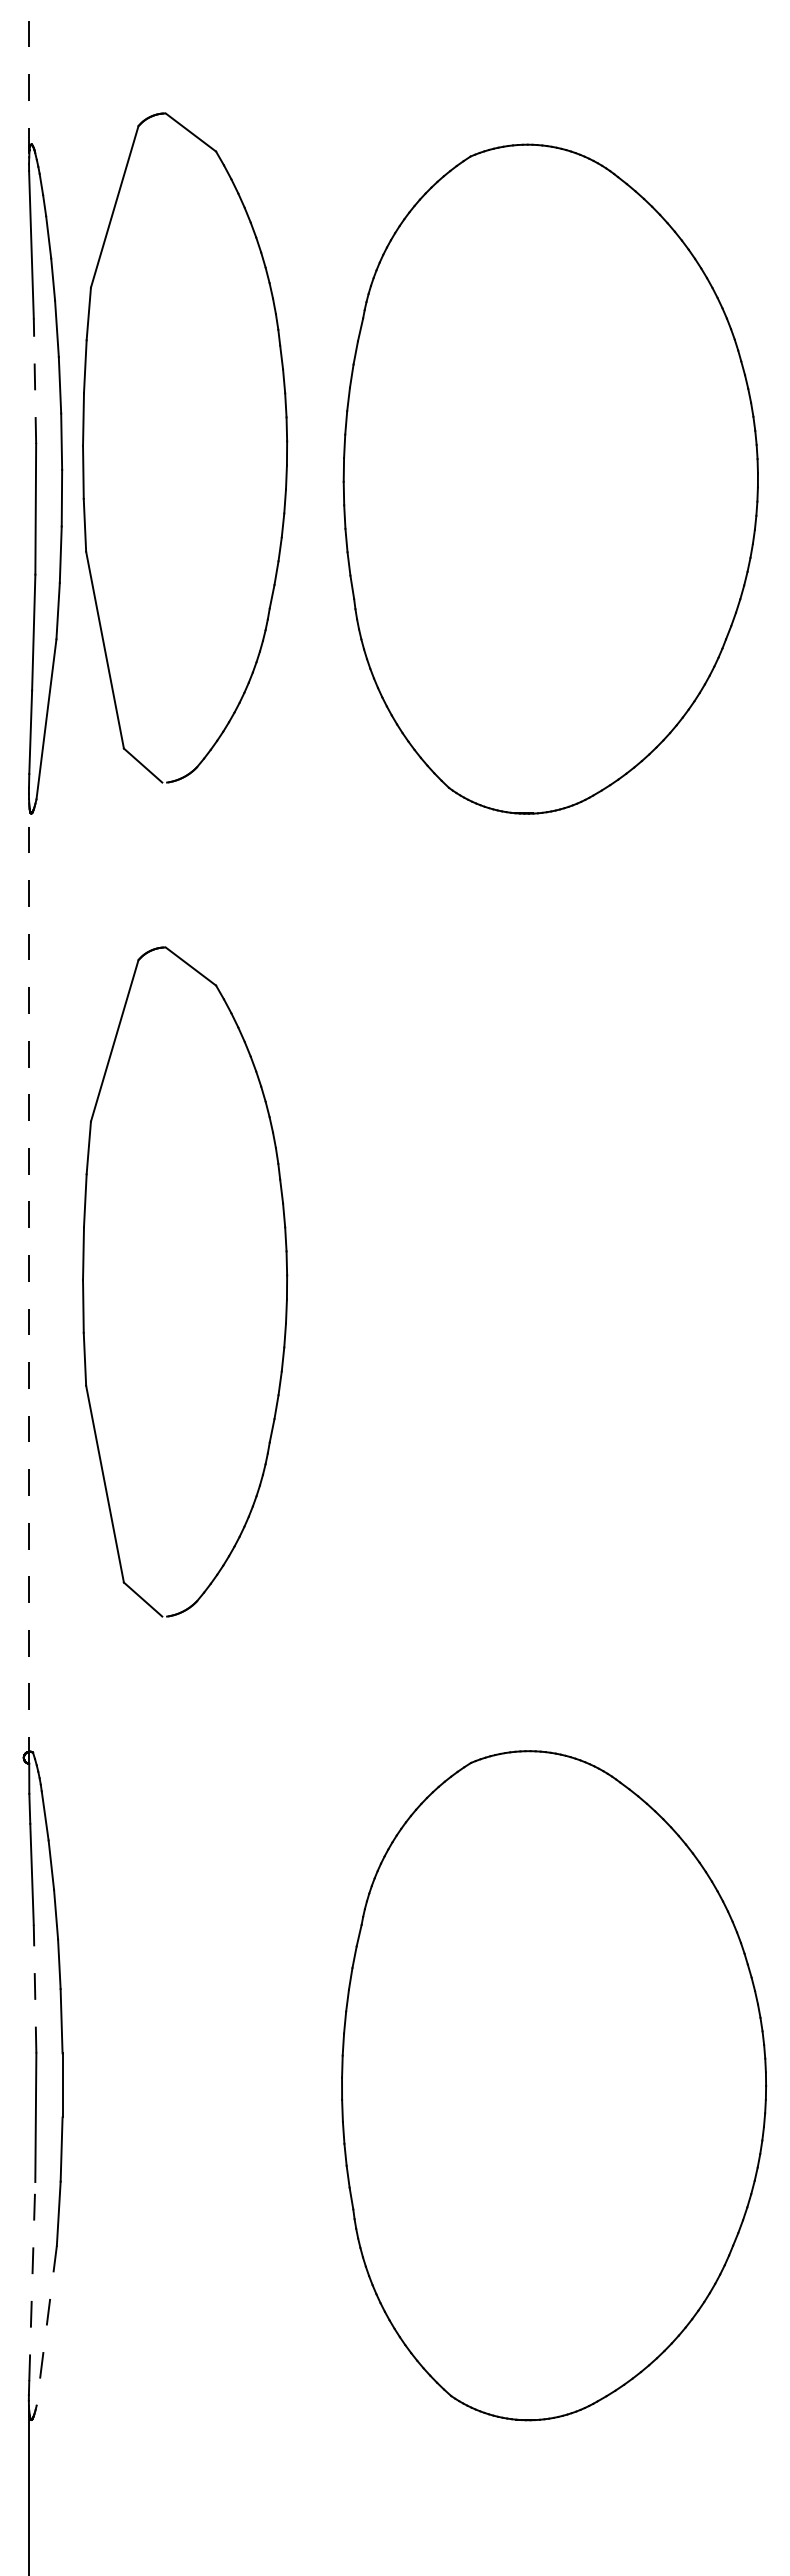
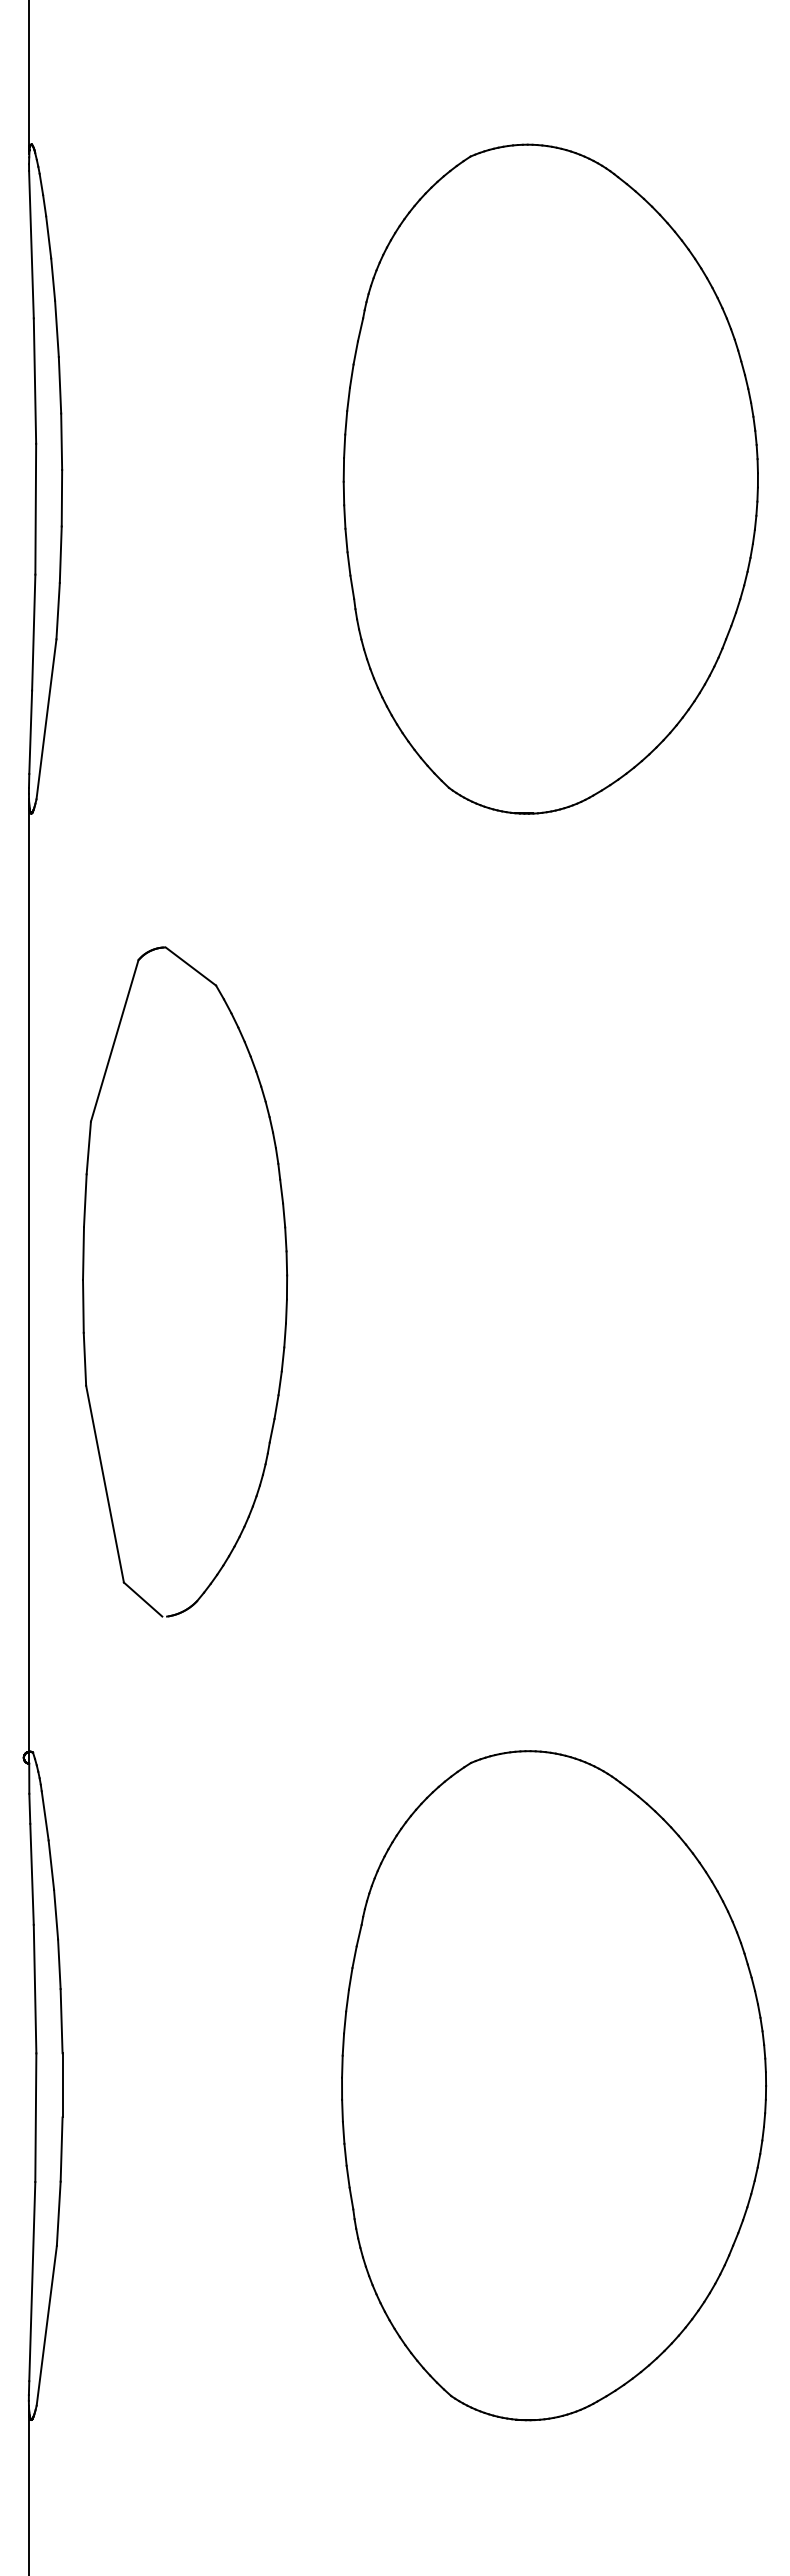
line: dashed -> solid (29, 77)
line: dashed -> solid (34, 381)
part: present -> none (286, 447)
line: dashed -> solid (29, 1280)
line: dashed -> solid (35, 1988)
line: dashed -> solid (32, 2281)
line: dashed -> solid (46, 2325)
